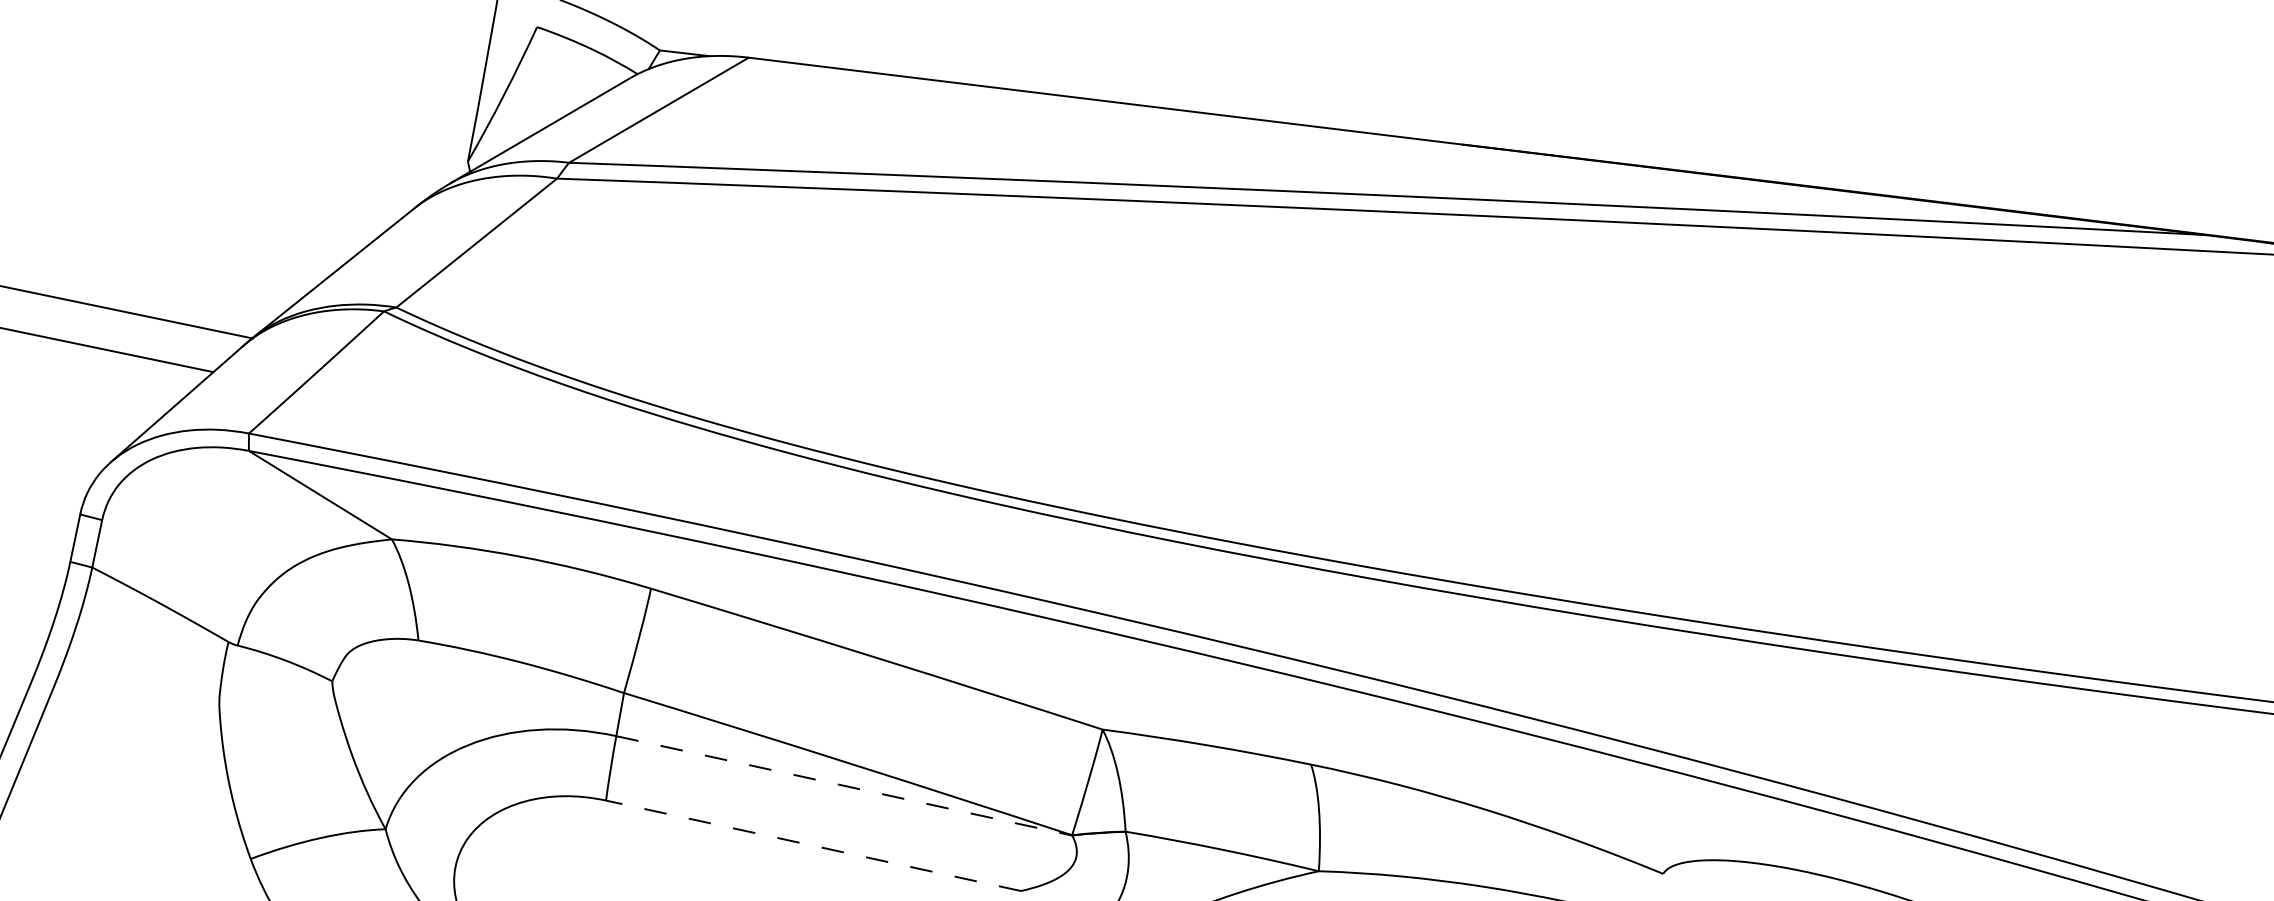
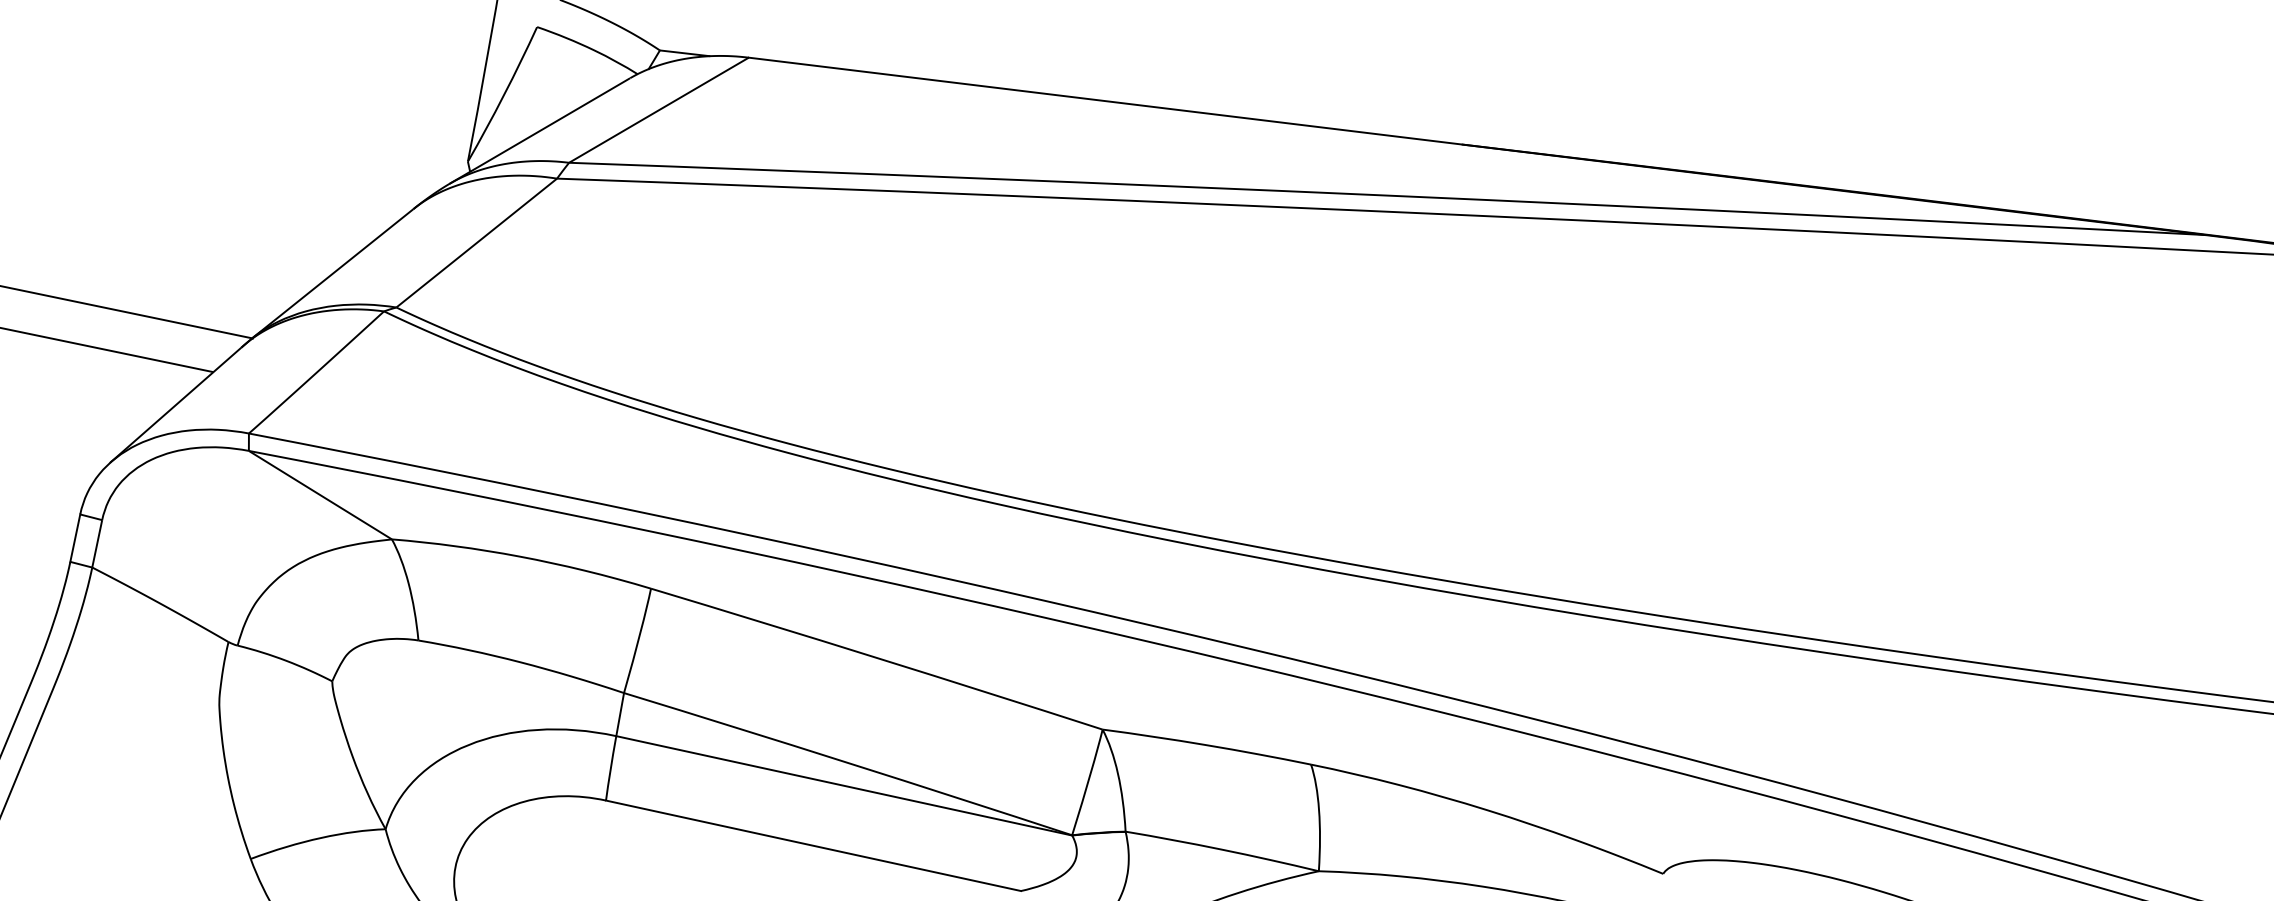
line: dashed -> solid (844, 785)
line: dashed -> solid (813, 845)
